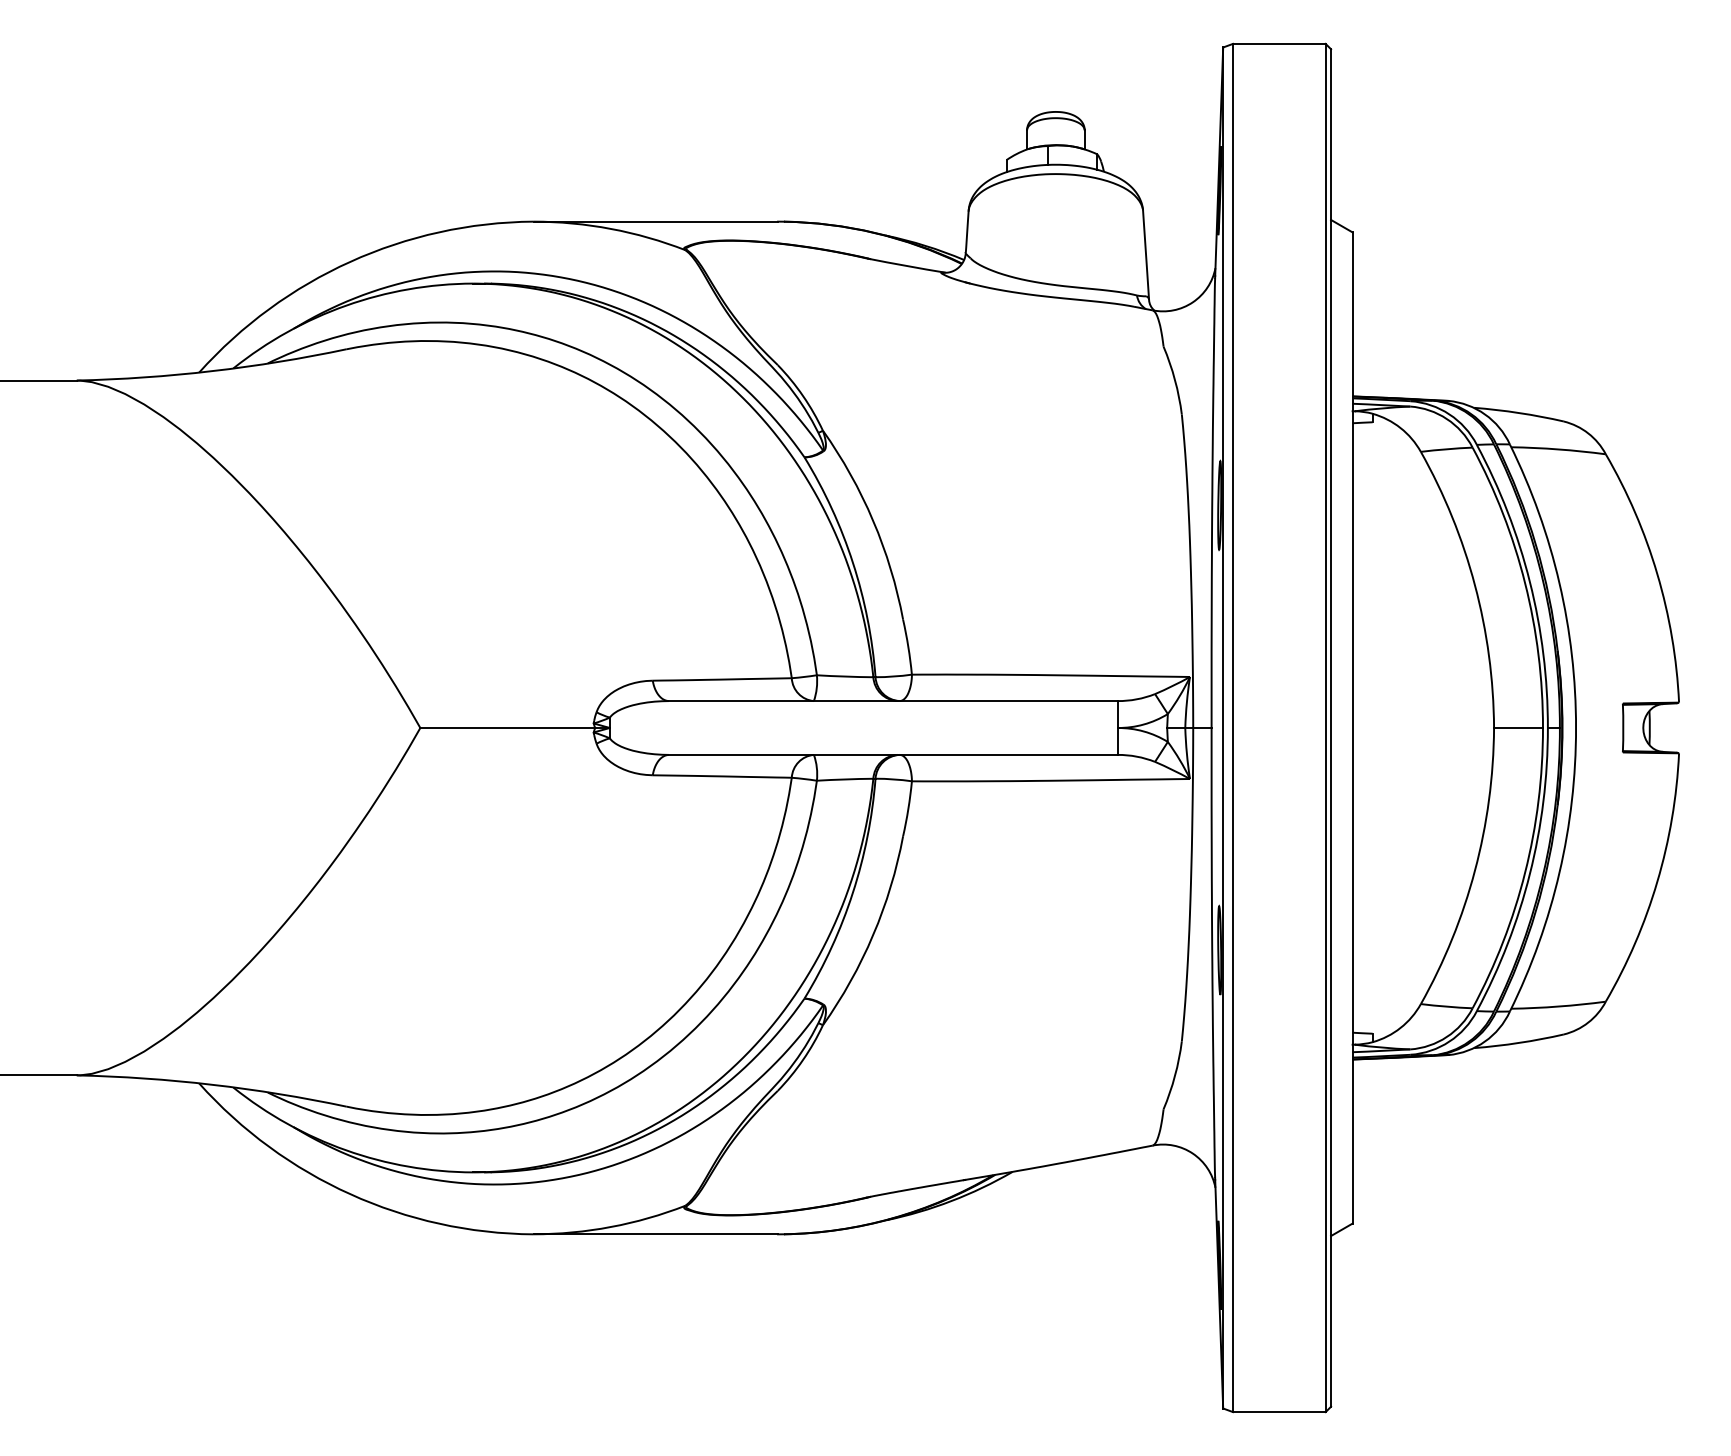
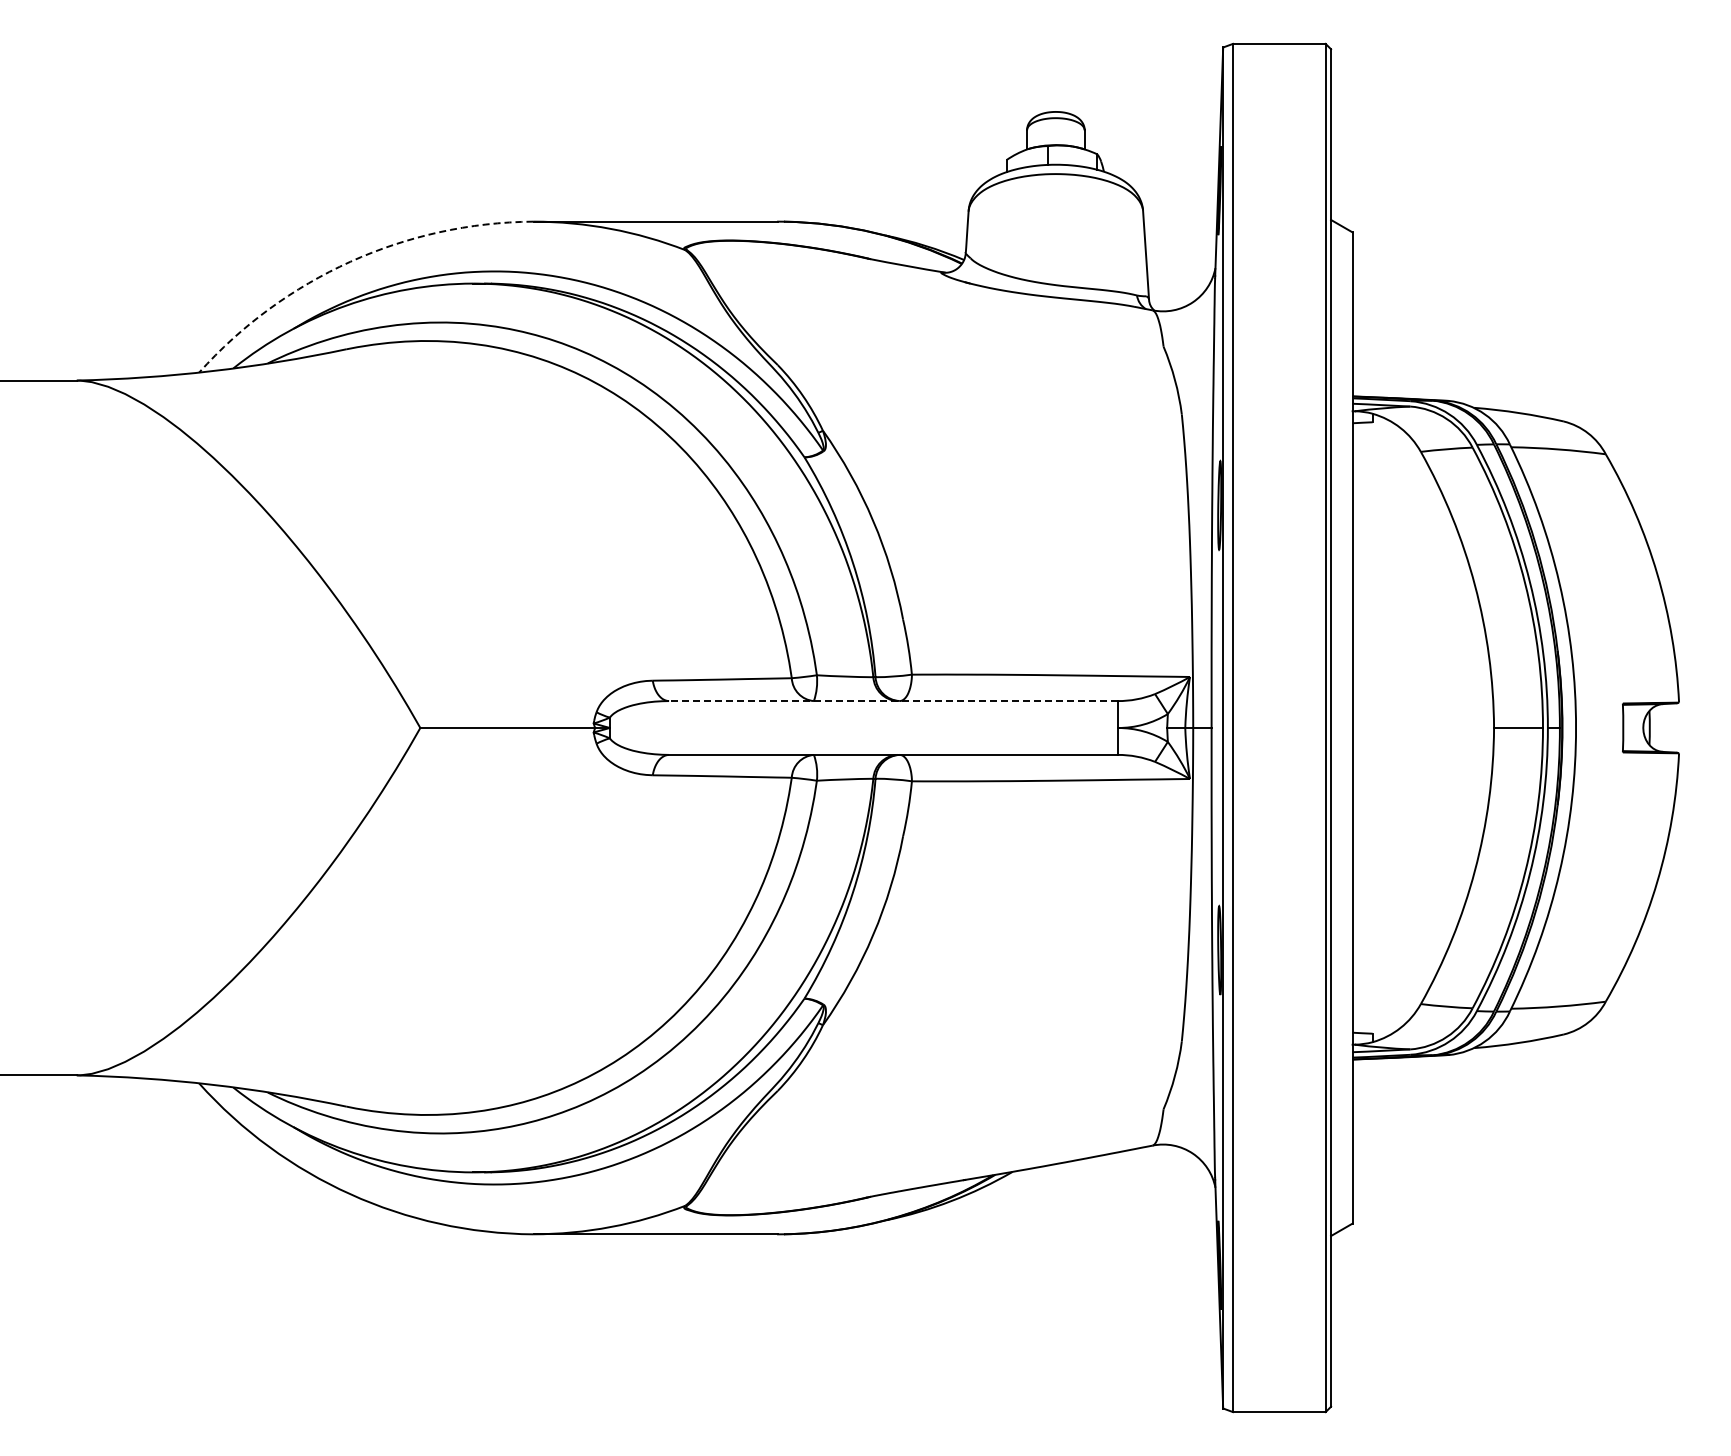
arc: solid -> dashed (350, 261)
line: solid -> dashed (892, 701)
